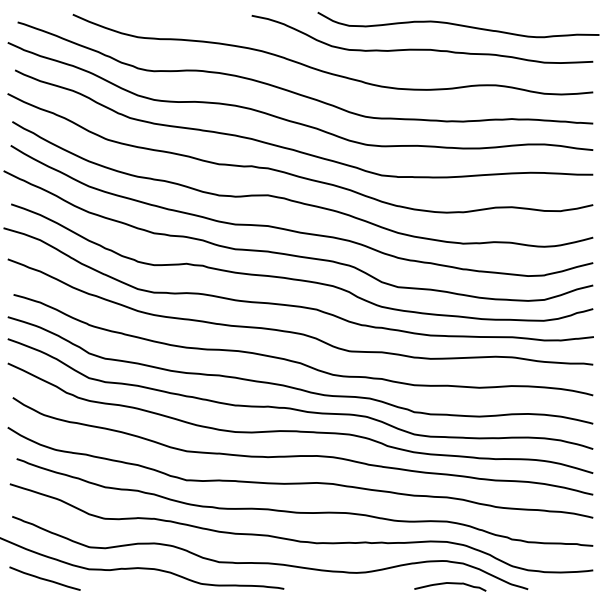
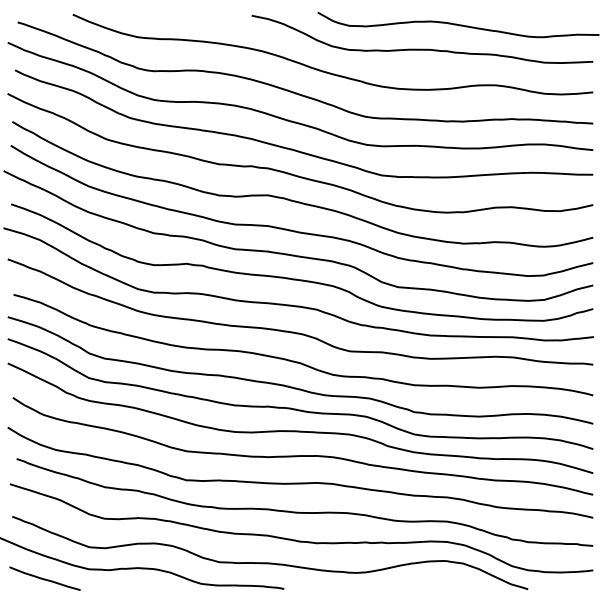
curve: present -> none (451, 584)
